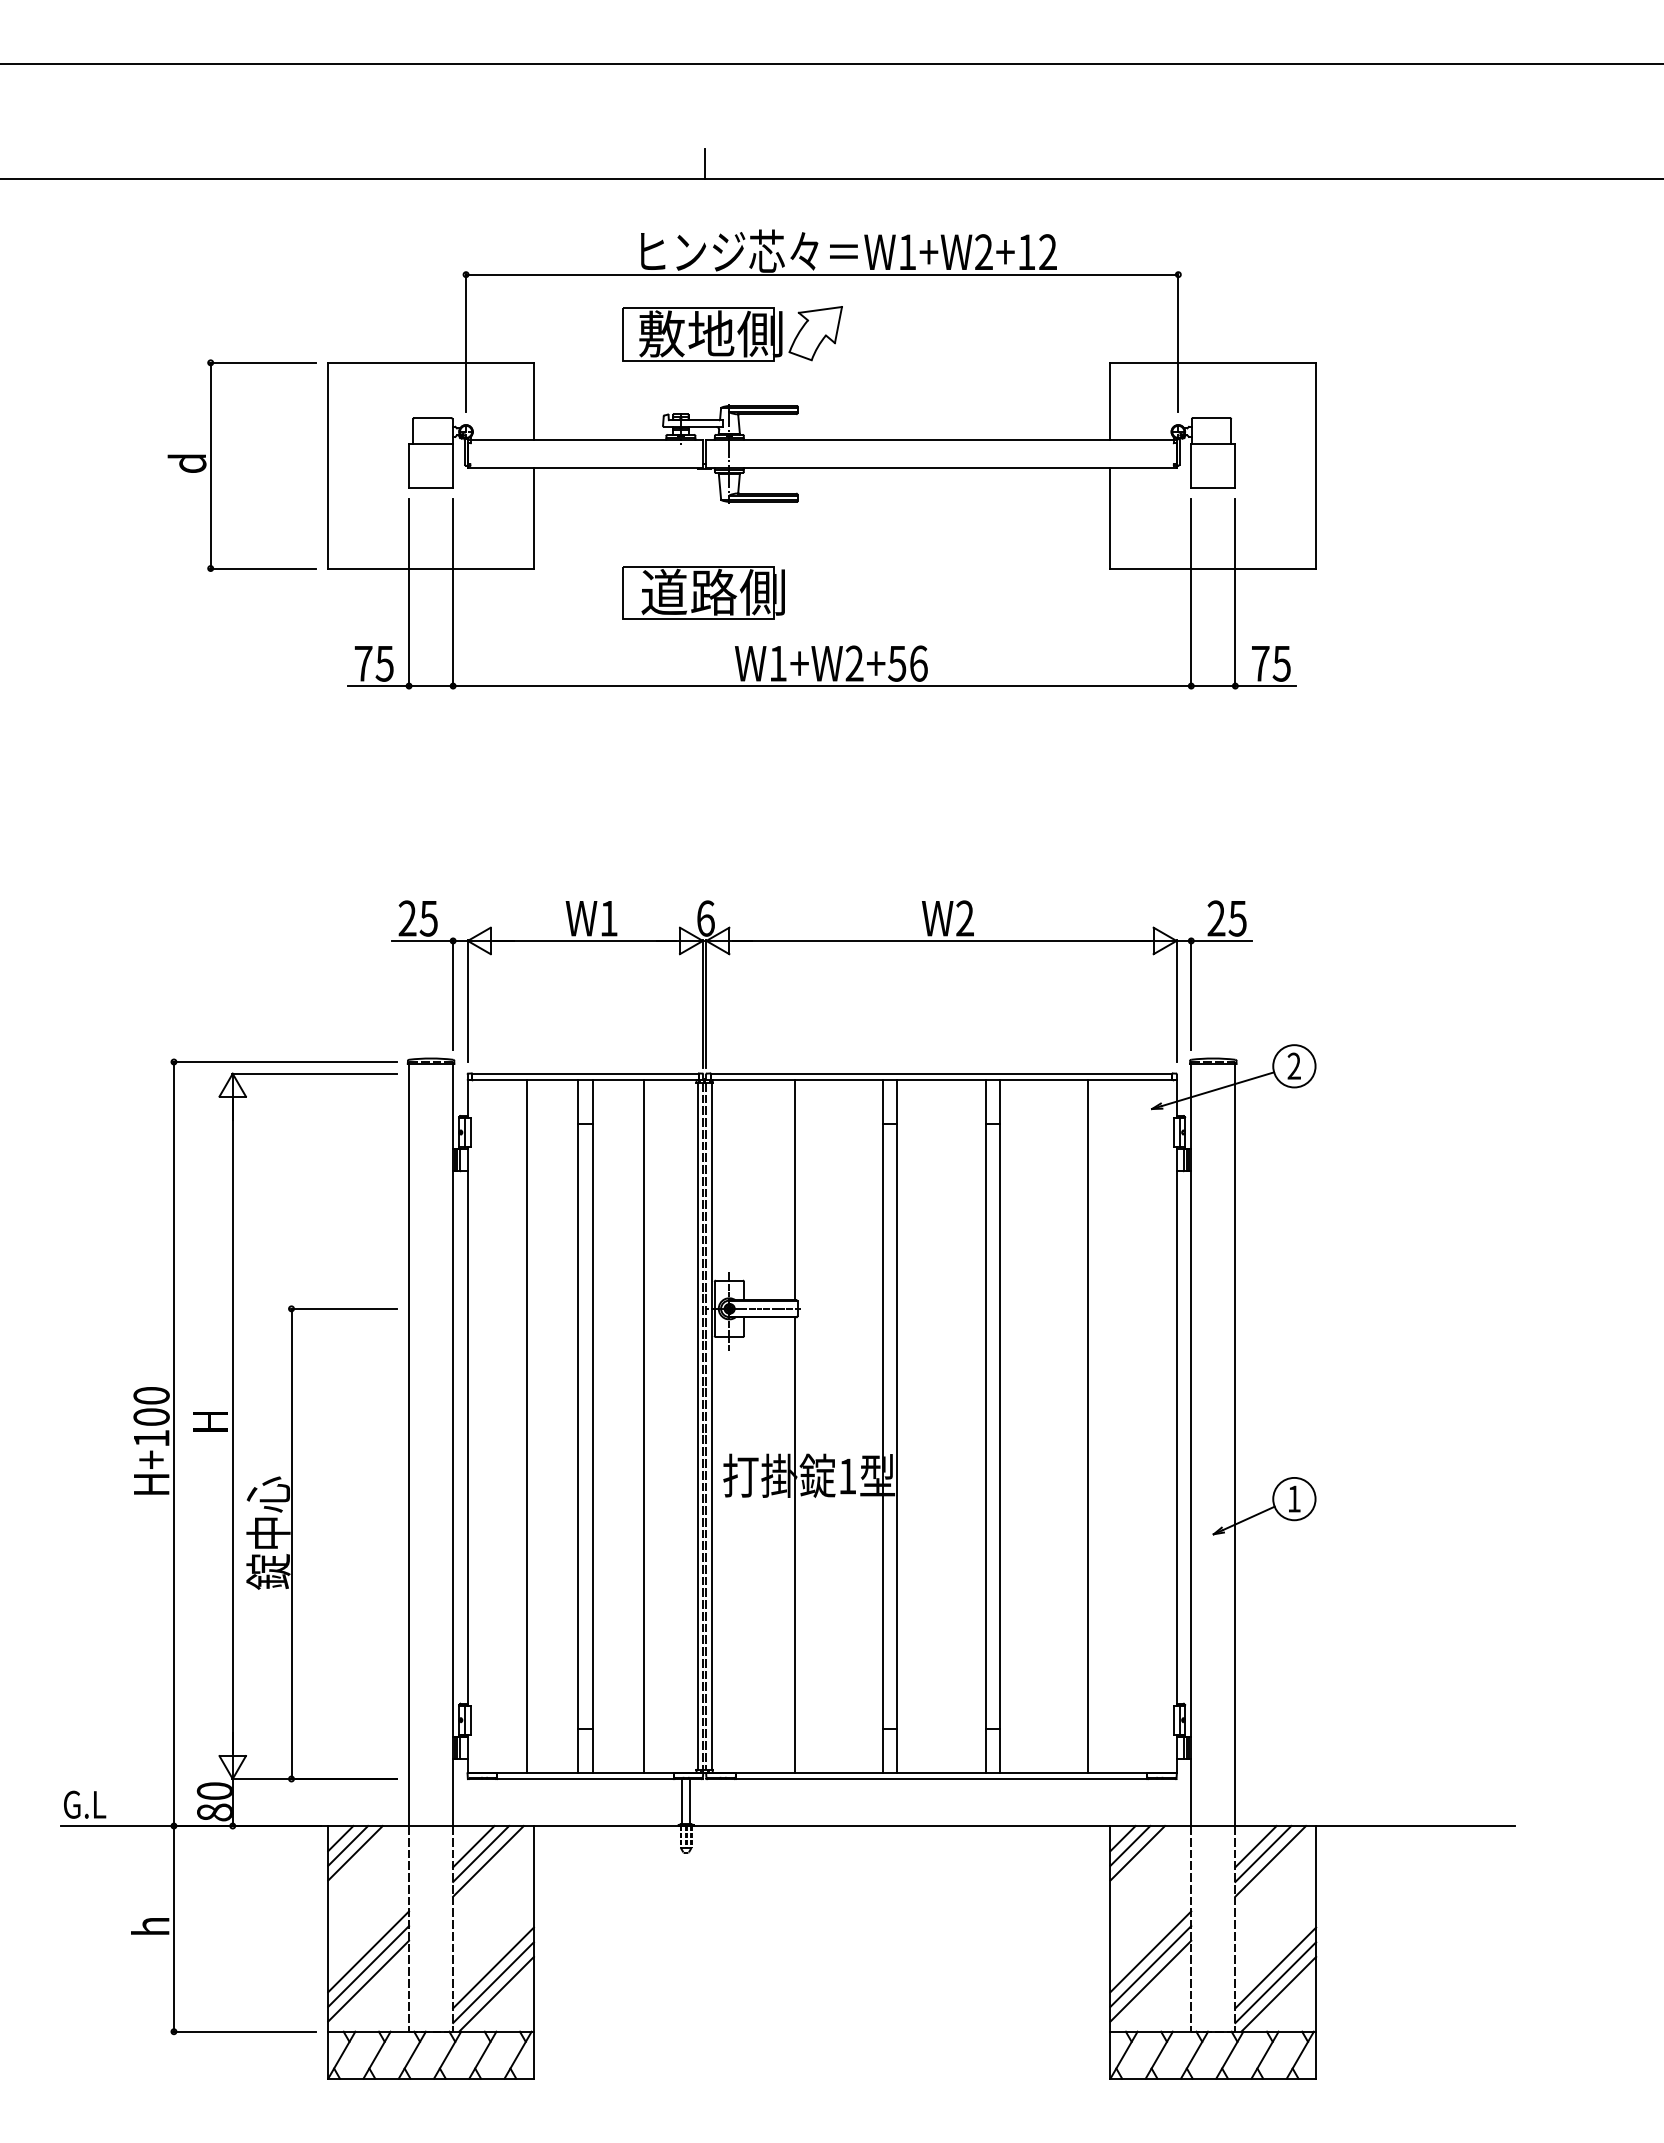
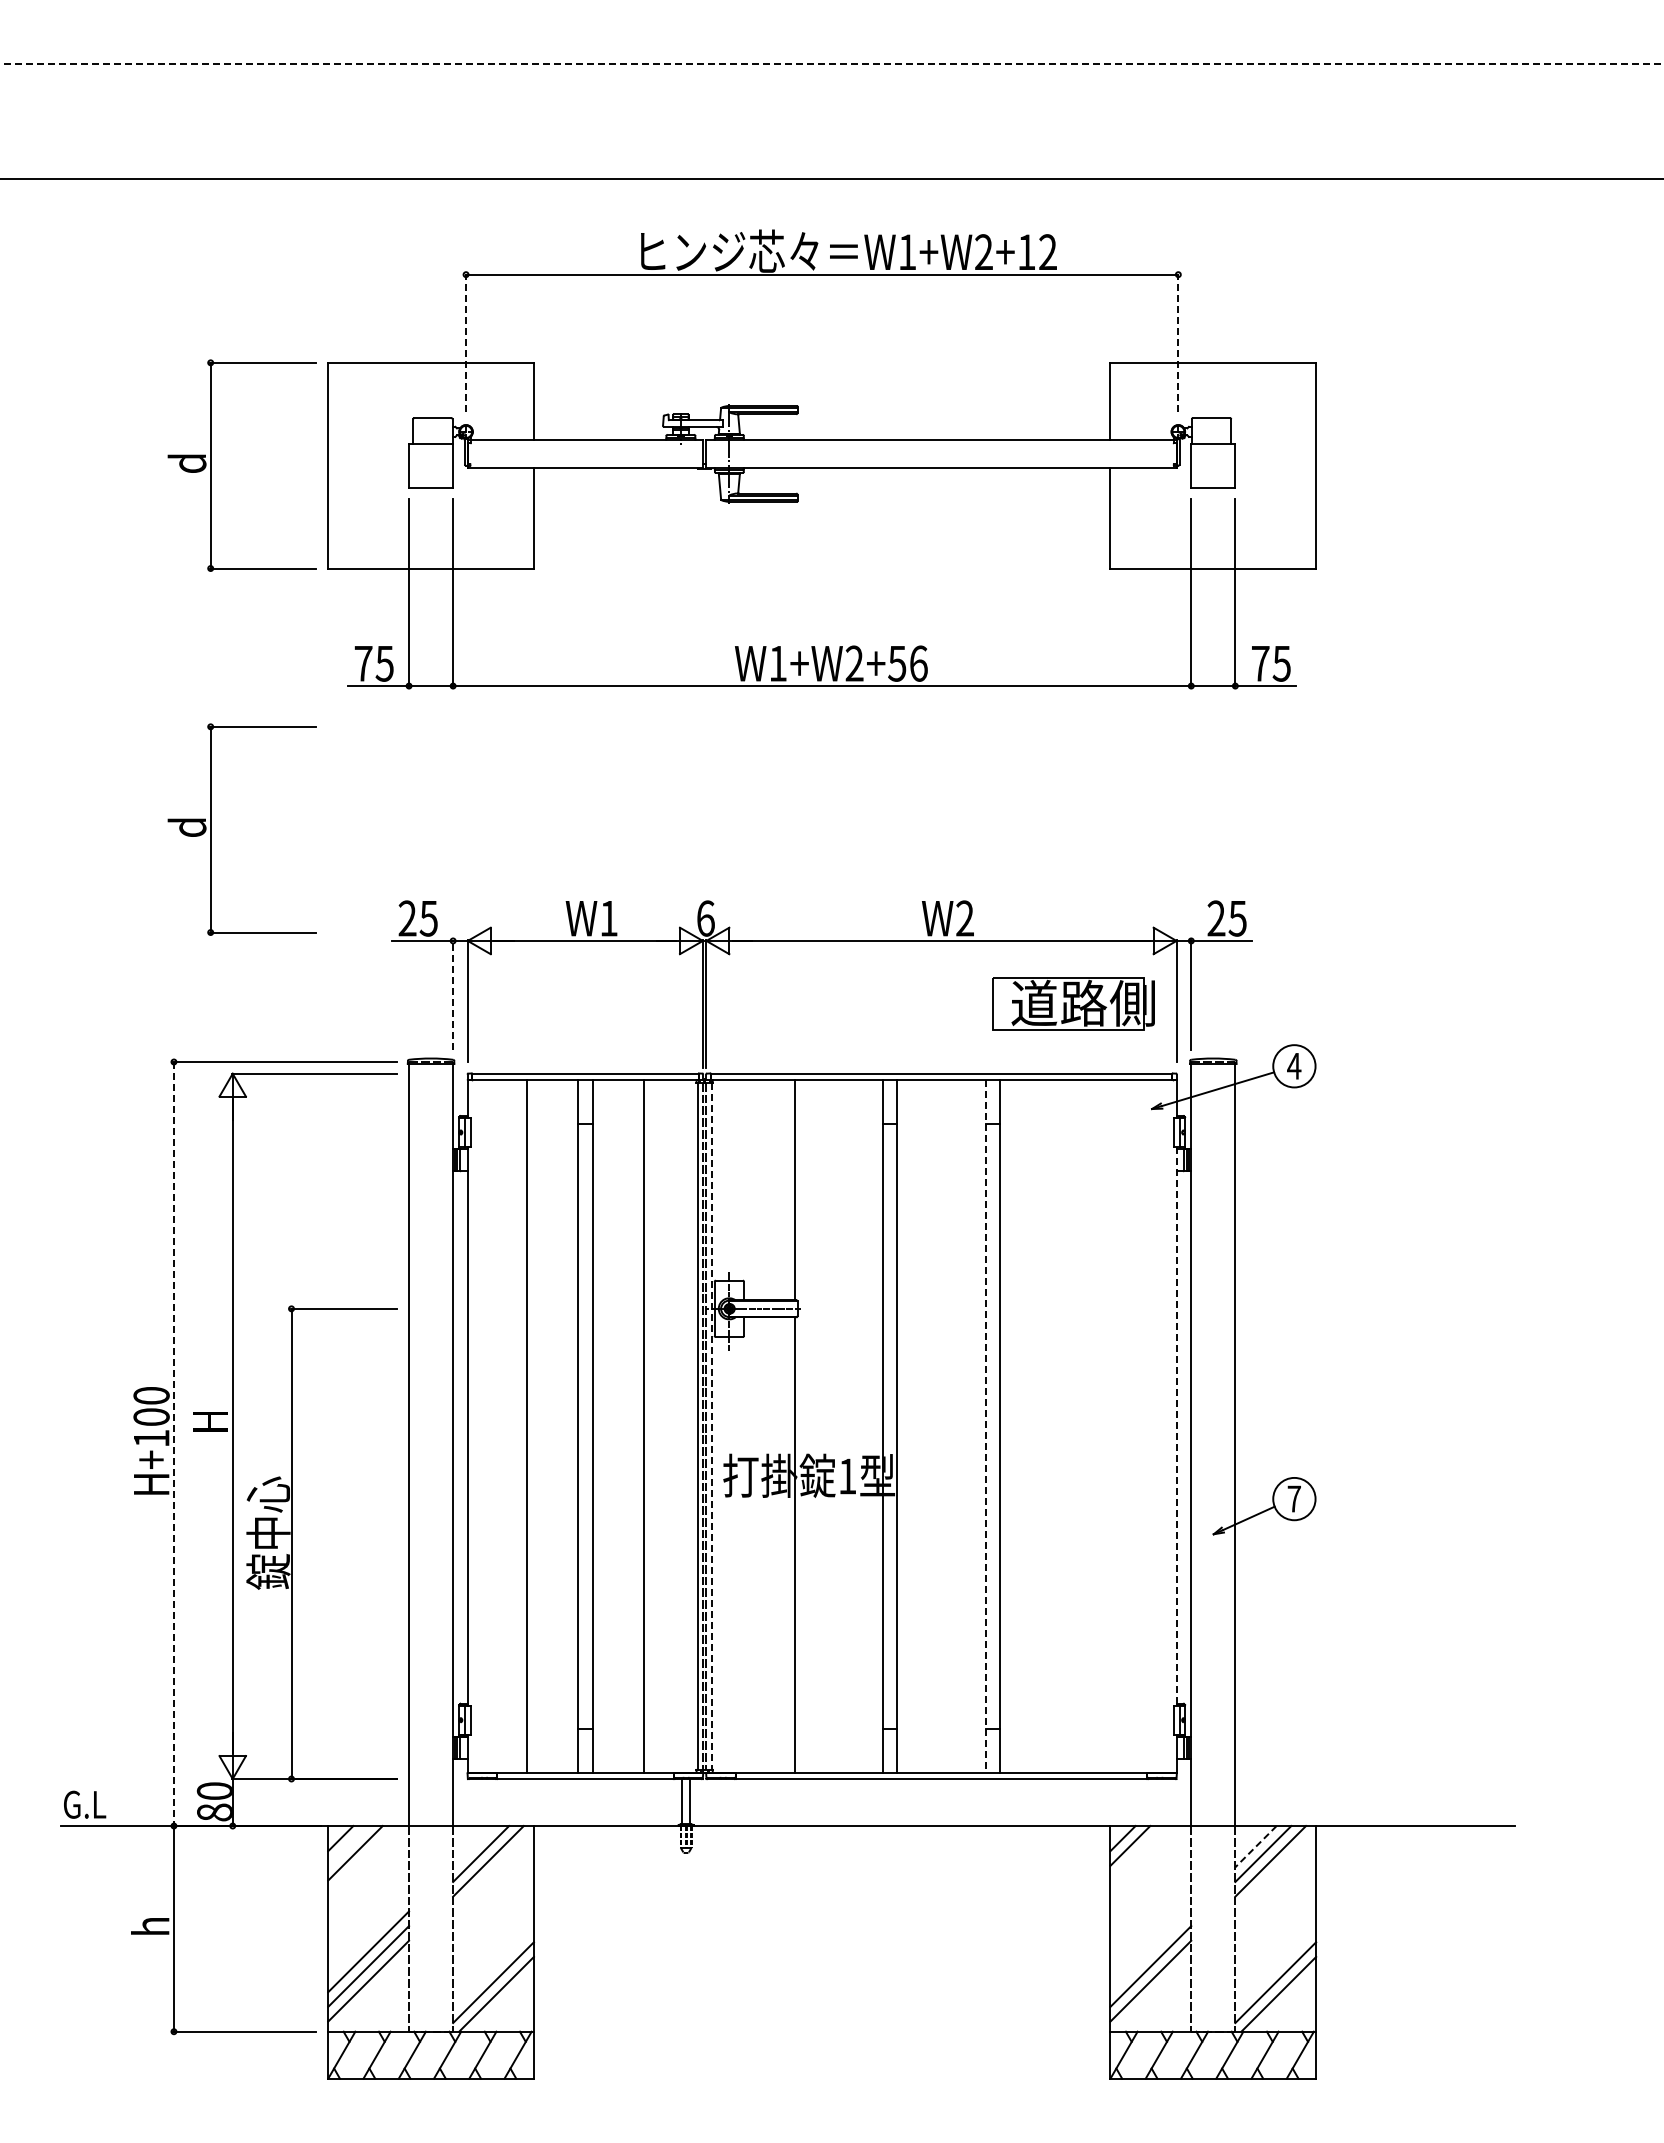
line: solid -> dashed (831, 64)
line: present -> none (704, 163)
part: present -> none (732, 333)
line: solid -> dashed (466, 342)
line: solid -> dashed (1178, 342)
part position: (703, 592) -> (1073, 1003) (1073, 1003)
part: none -> present (211, 829)
line: solid -> dashed (453, 995)
text: 2 -> 4 (1294, 1065)
line: solid -> dashed (711, 1426)
line: solid -> dashed (985, 1426)
line: present -> none (1088, 1426)
line: solid -> dashed (1176, 1426)
line: solid -> dashed (173, 1444)
text: 1 -> 7 (1293, 1498)
line: present -> none (348, 1845)
line: present -> none (473, 1846)
line: solid -> dashed (1255, 1847)
line: present -> none (1137, 1853)
line: present -> none (1150, 1951)
line: present -> none (493, 1967)
line: present -> none (1275, 1967)
